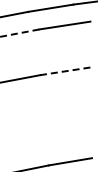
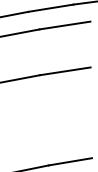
line: dashed -> solid (20, 33)
line: dashed -> solid (65, 71)
